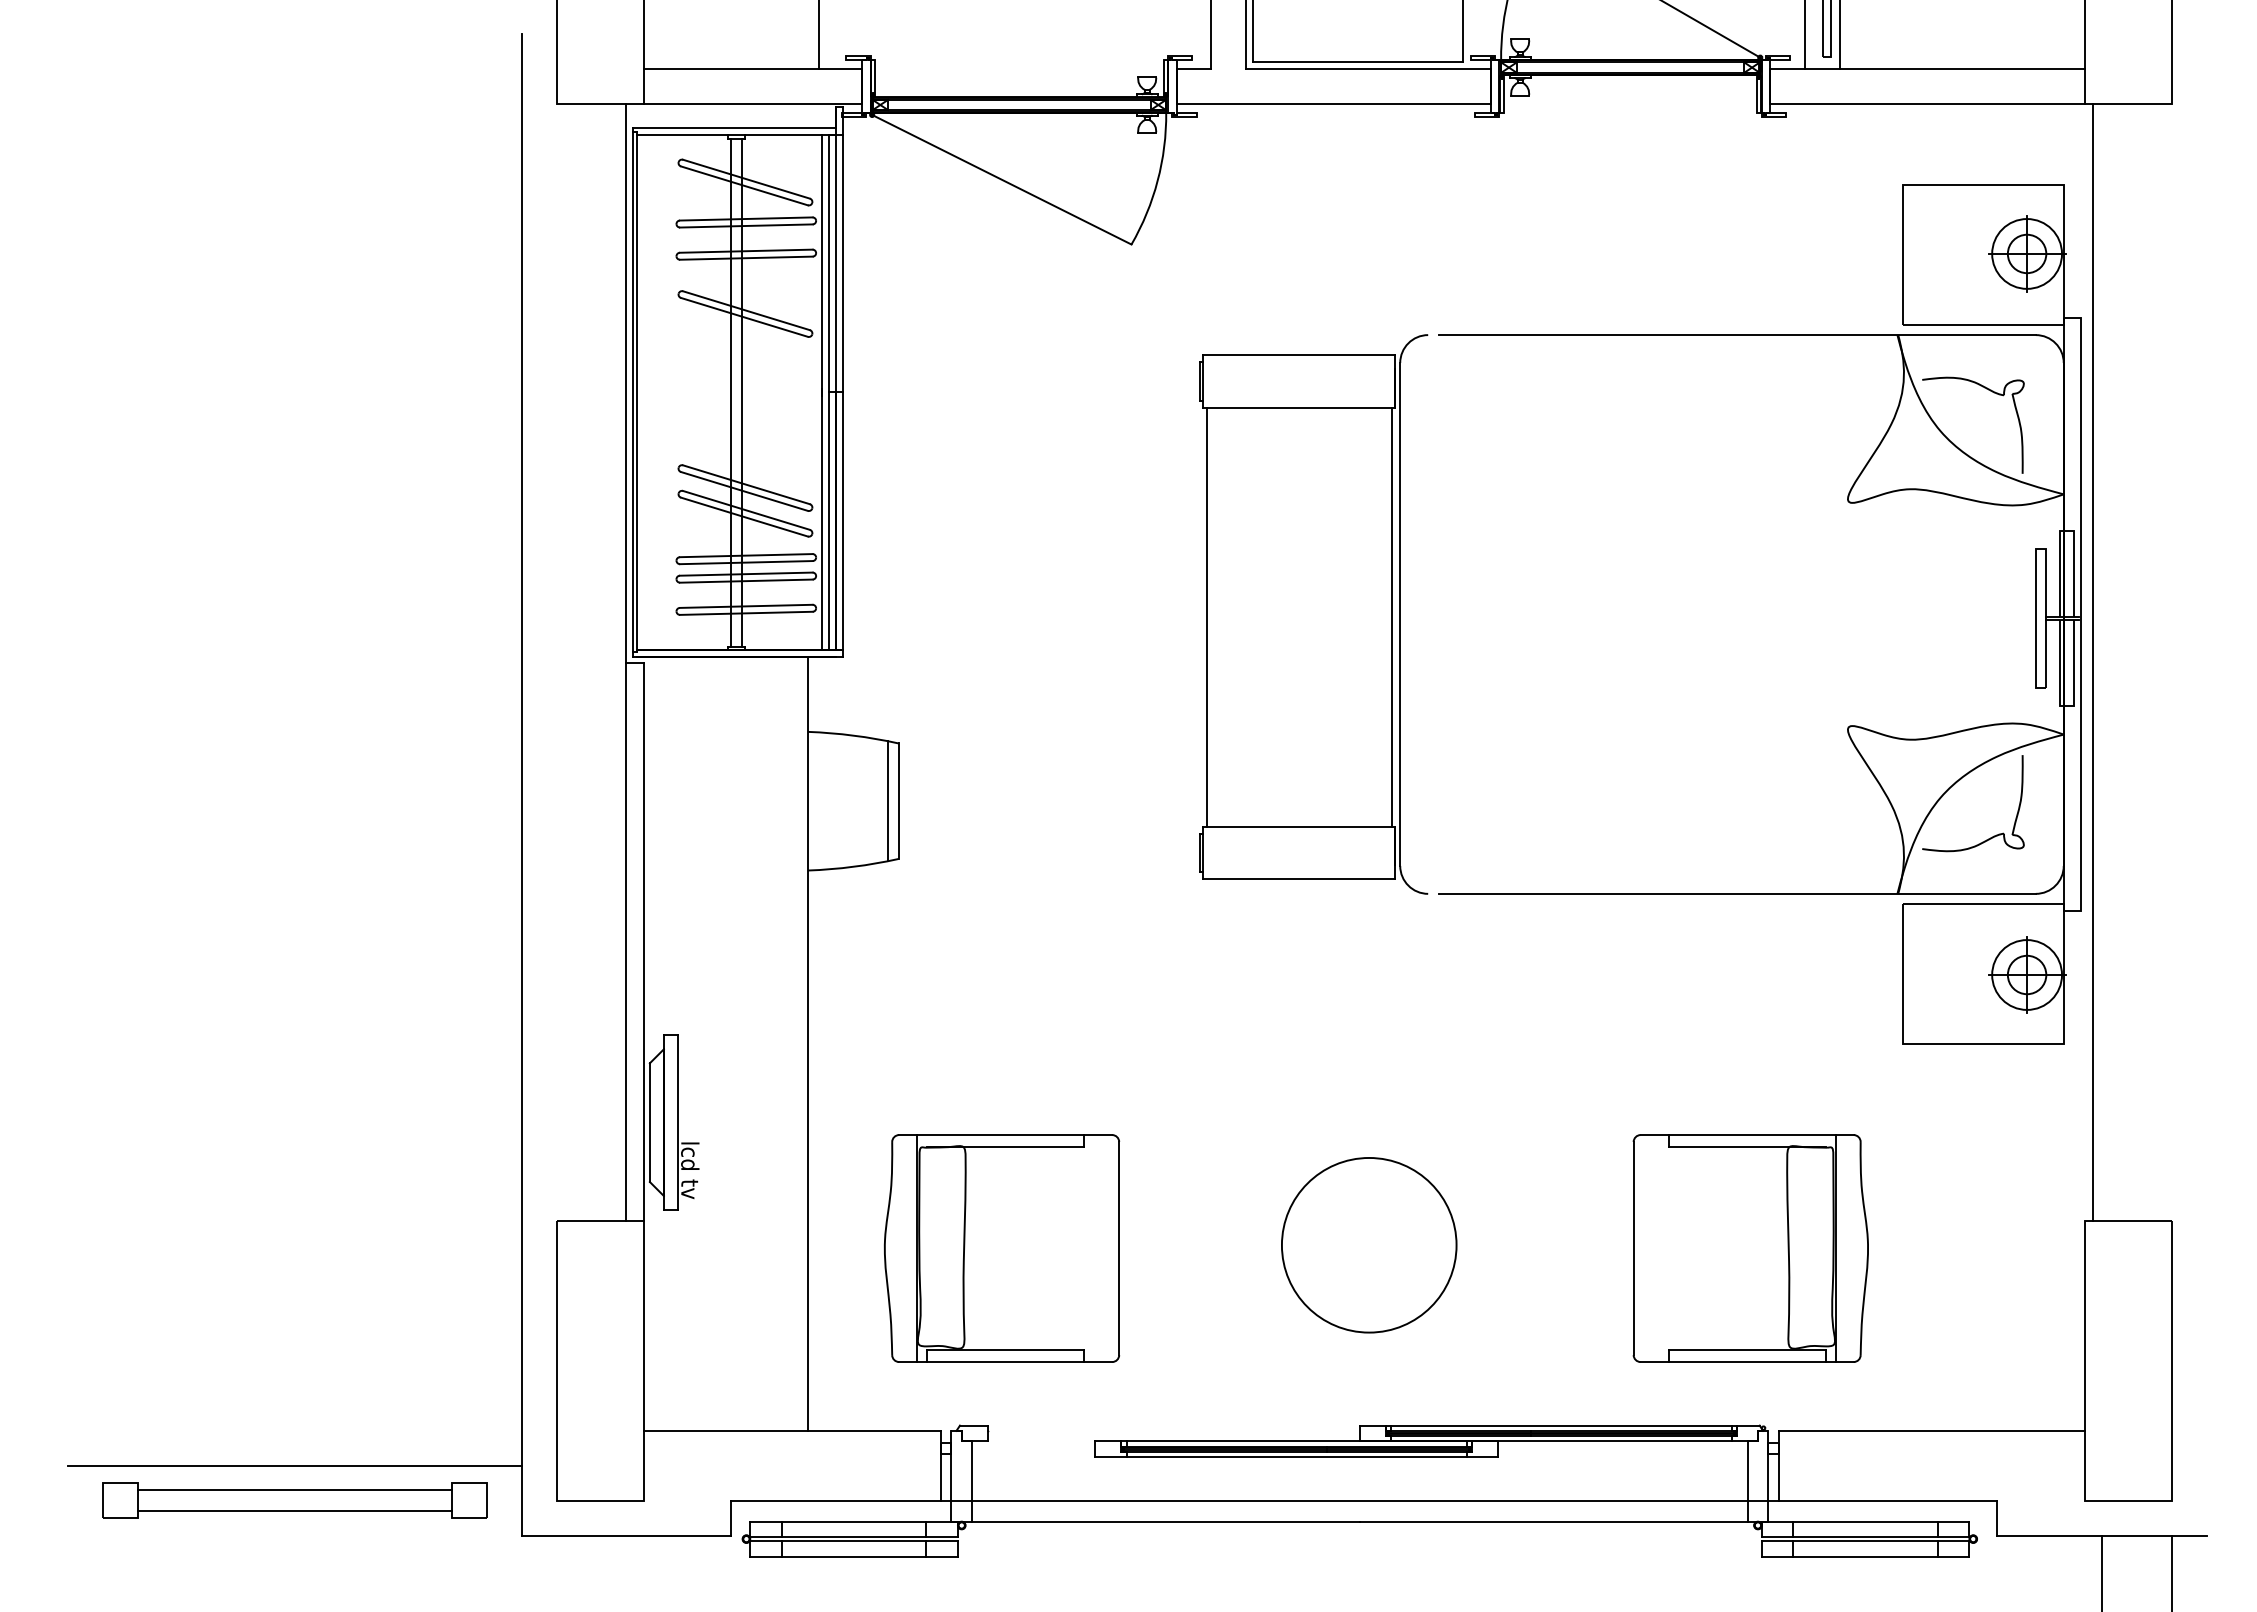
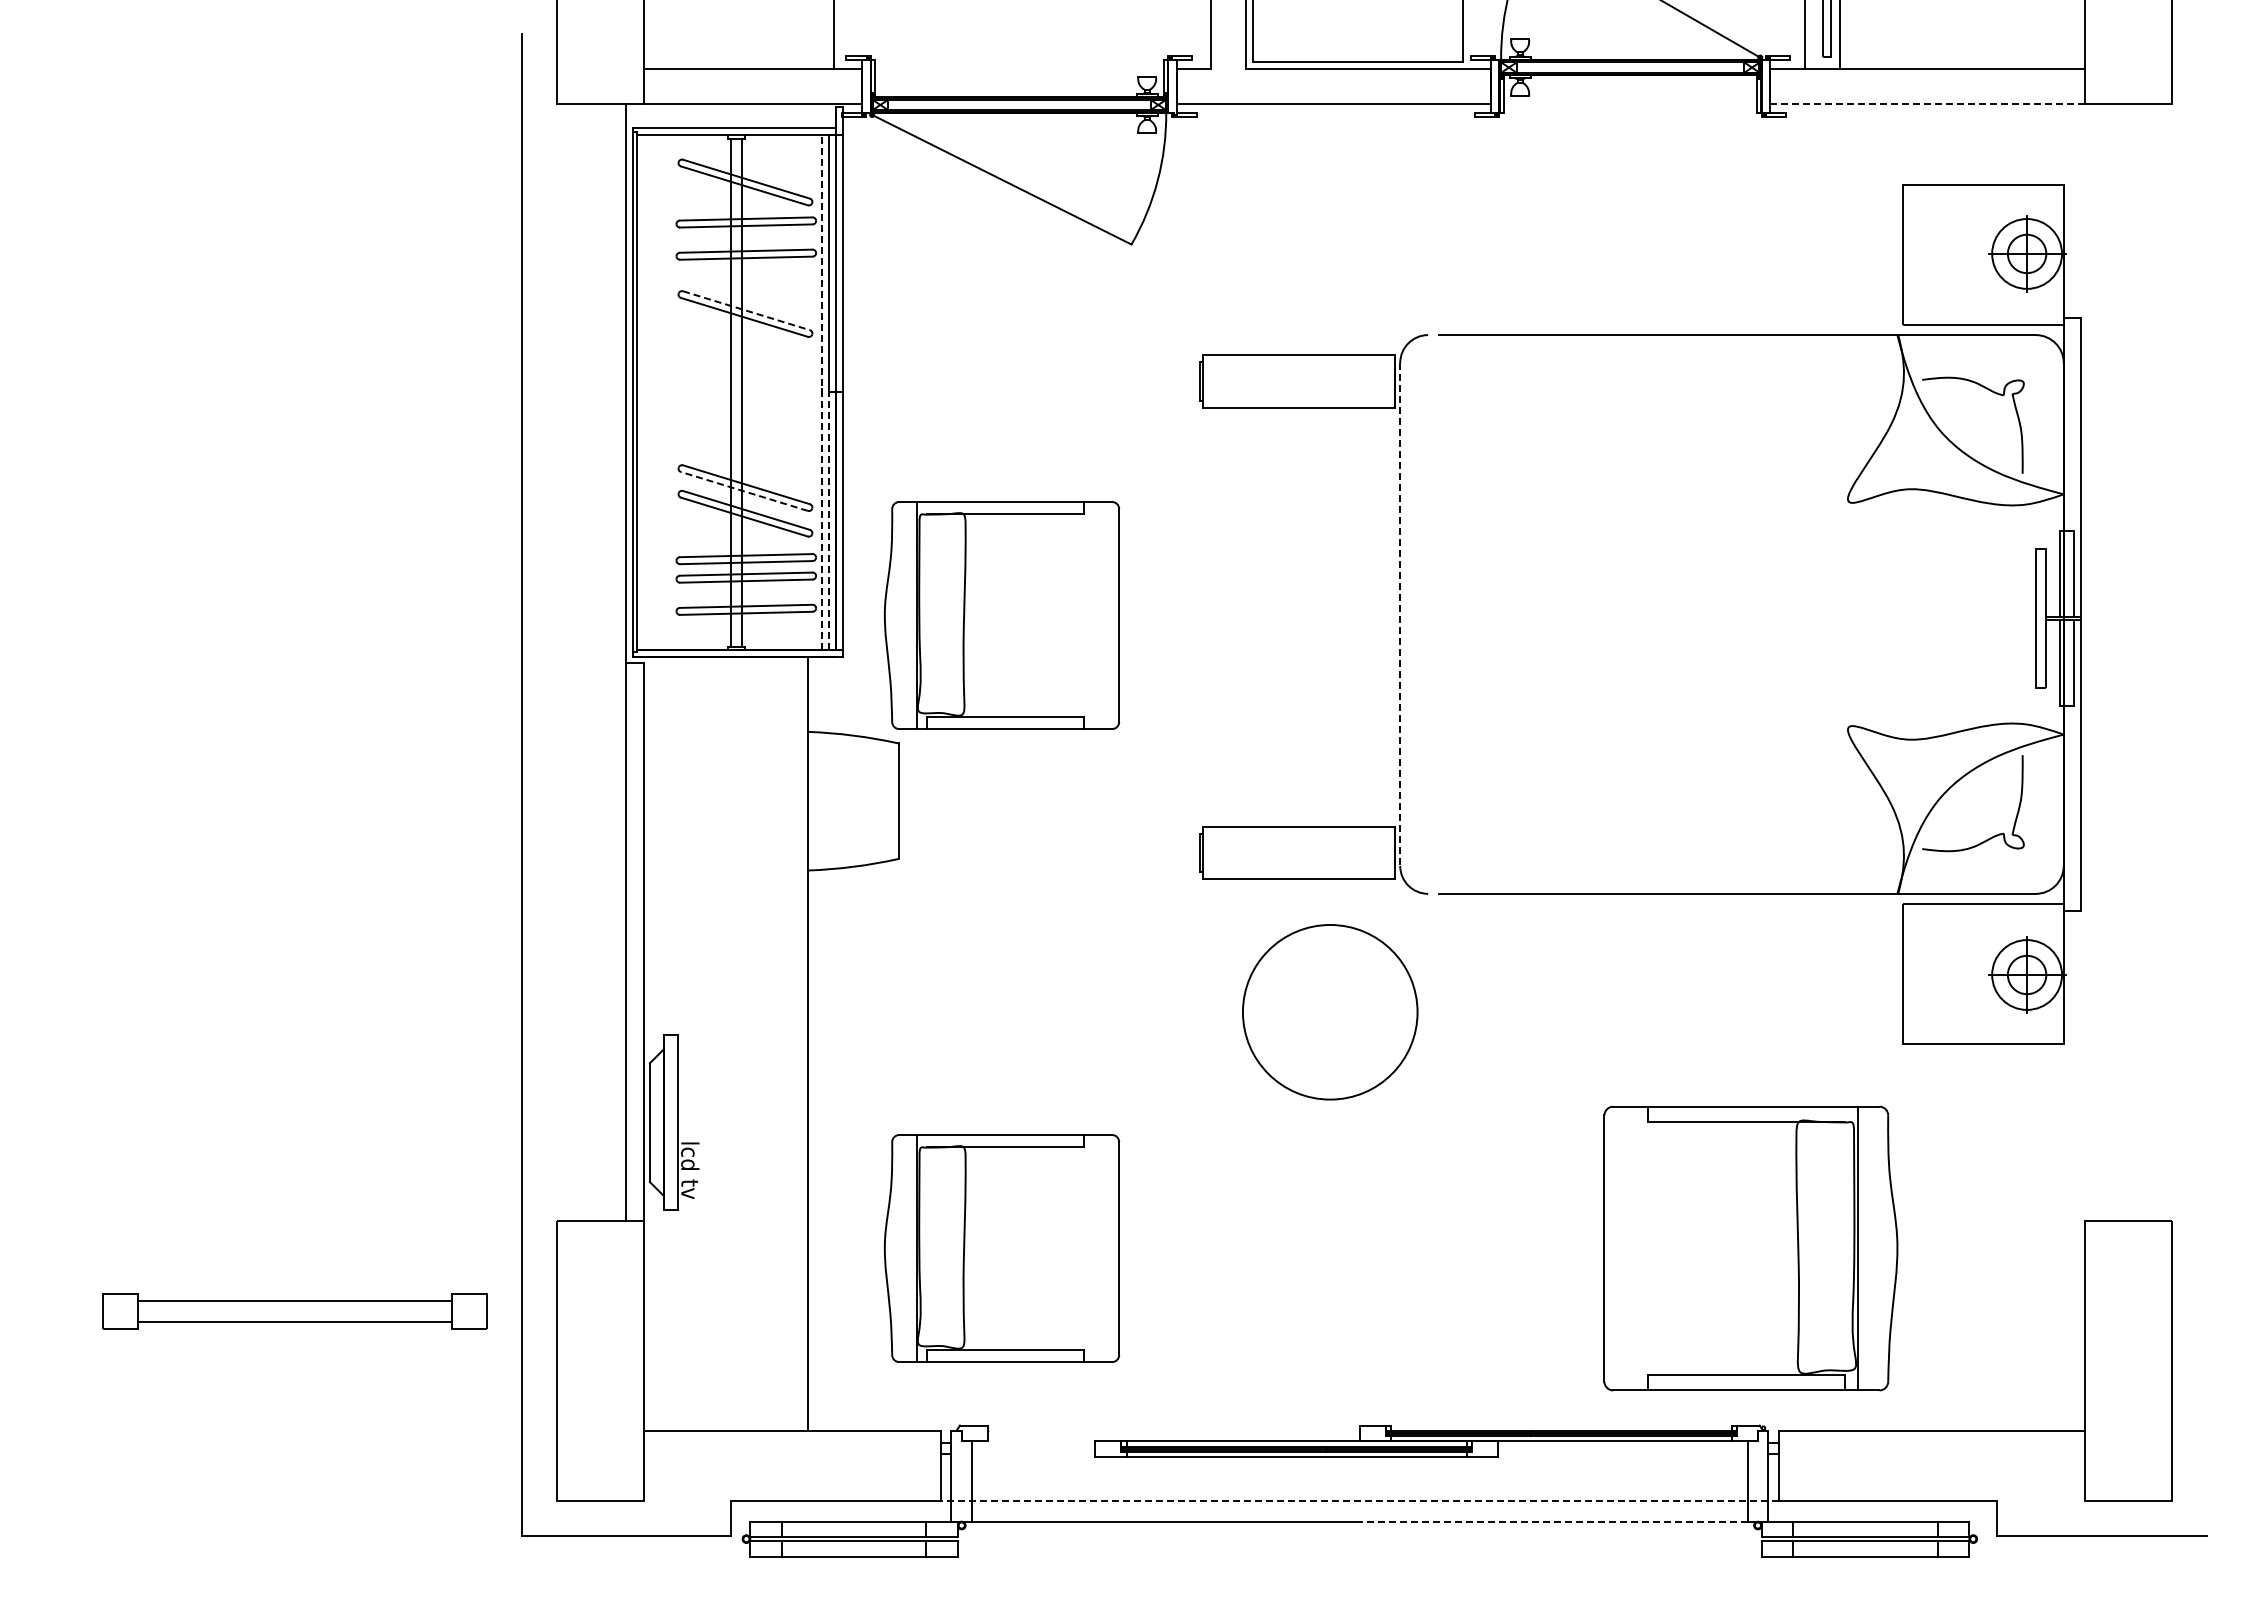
line position: (818, 35) -> (833, 35) (833, 35)
line: solid -> dashed (1927, 103)
line: solid -> dashed (746, 310)
line: solid -> dashed (822, 392)
line: solid -> dashed (743, 491)
line: solid -> dashed (829, 520)
line: solid -> dashed (1400, 614)
part: none -> present (1001, 615)
line: present -> none (1206, 616)
line: present -> none (1391, 616)
line: present -> none (2093, 662)
line: present -> none (888, 801)
circle position: (1369, 1245) -> (1330, 1012) (1330, 1012)
part size: 237x229 px -> 296x287 px (1750, 1248)
line: present -> none (1561, 1425)
line: present -> none (294, 1465)
part position: (294, 1500) -> (294, 1311) (294, 1311)
line: solid -> dashed (1359, 1500)
line: solid -> dashed (1553, 1521)
line: present -> none (2101, 1571)
line: present -> none (2171, 1571)
